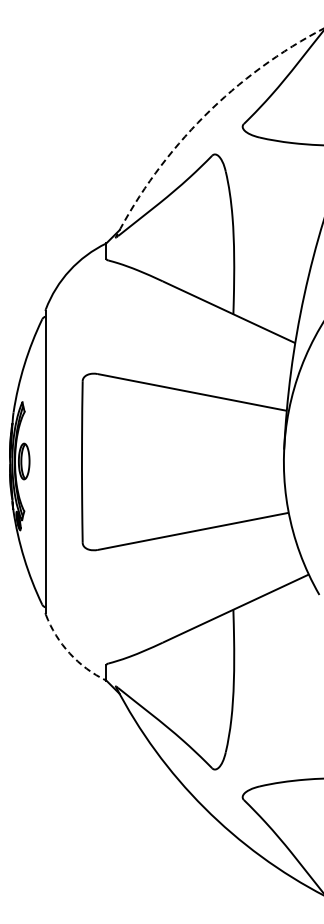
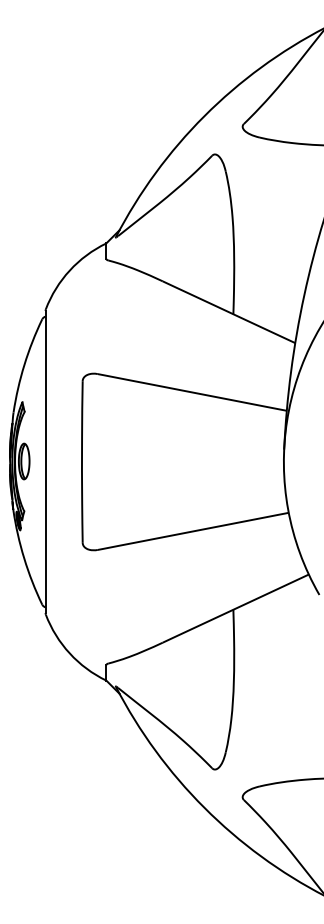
arc: dashed -> solid (203, 116)
arc: dashed -> solid (69, 653)
